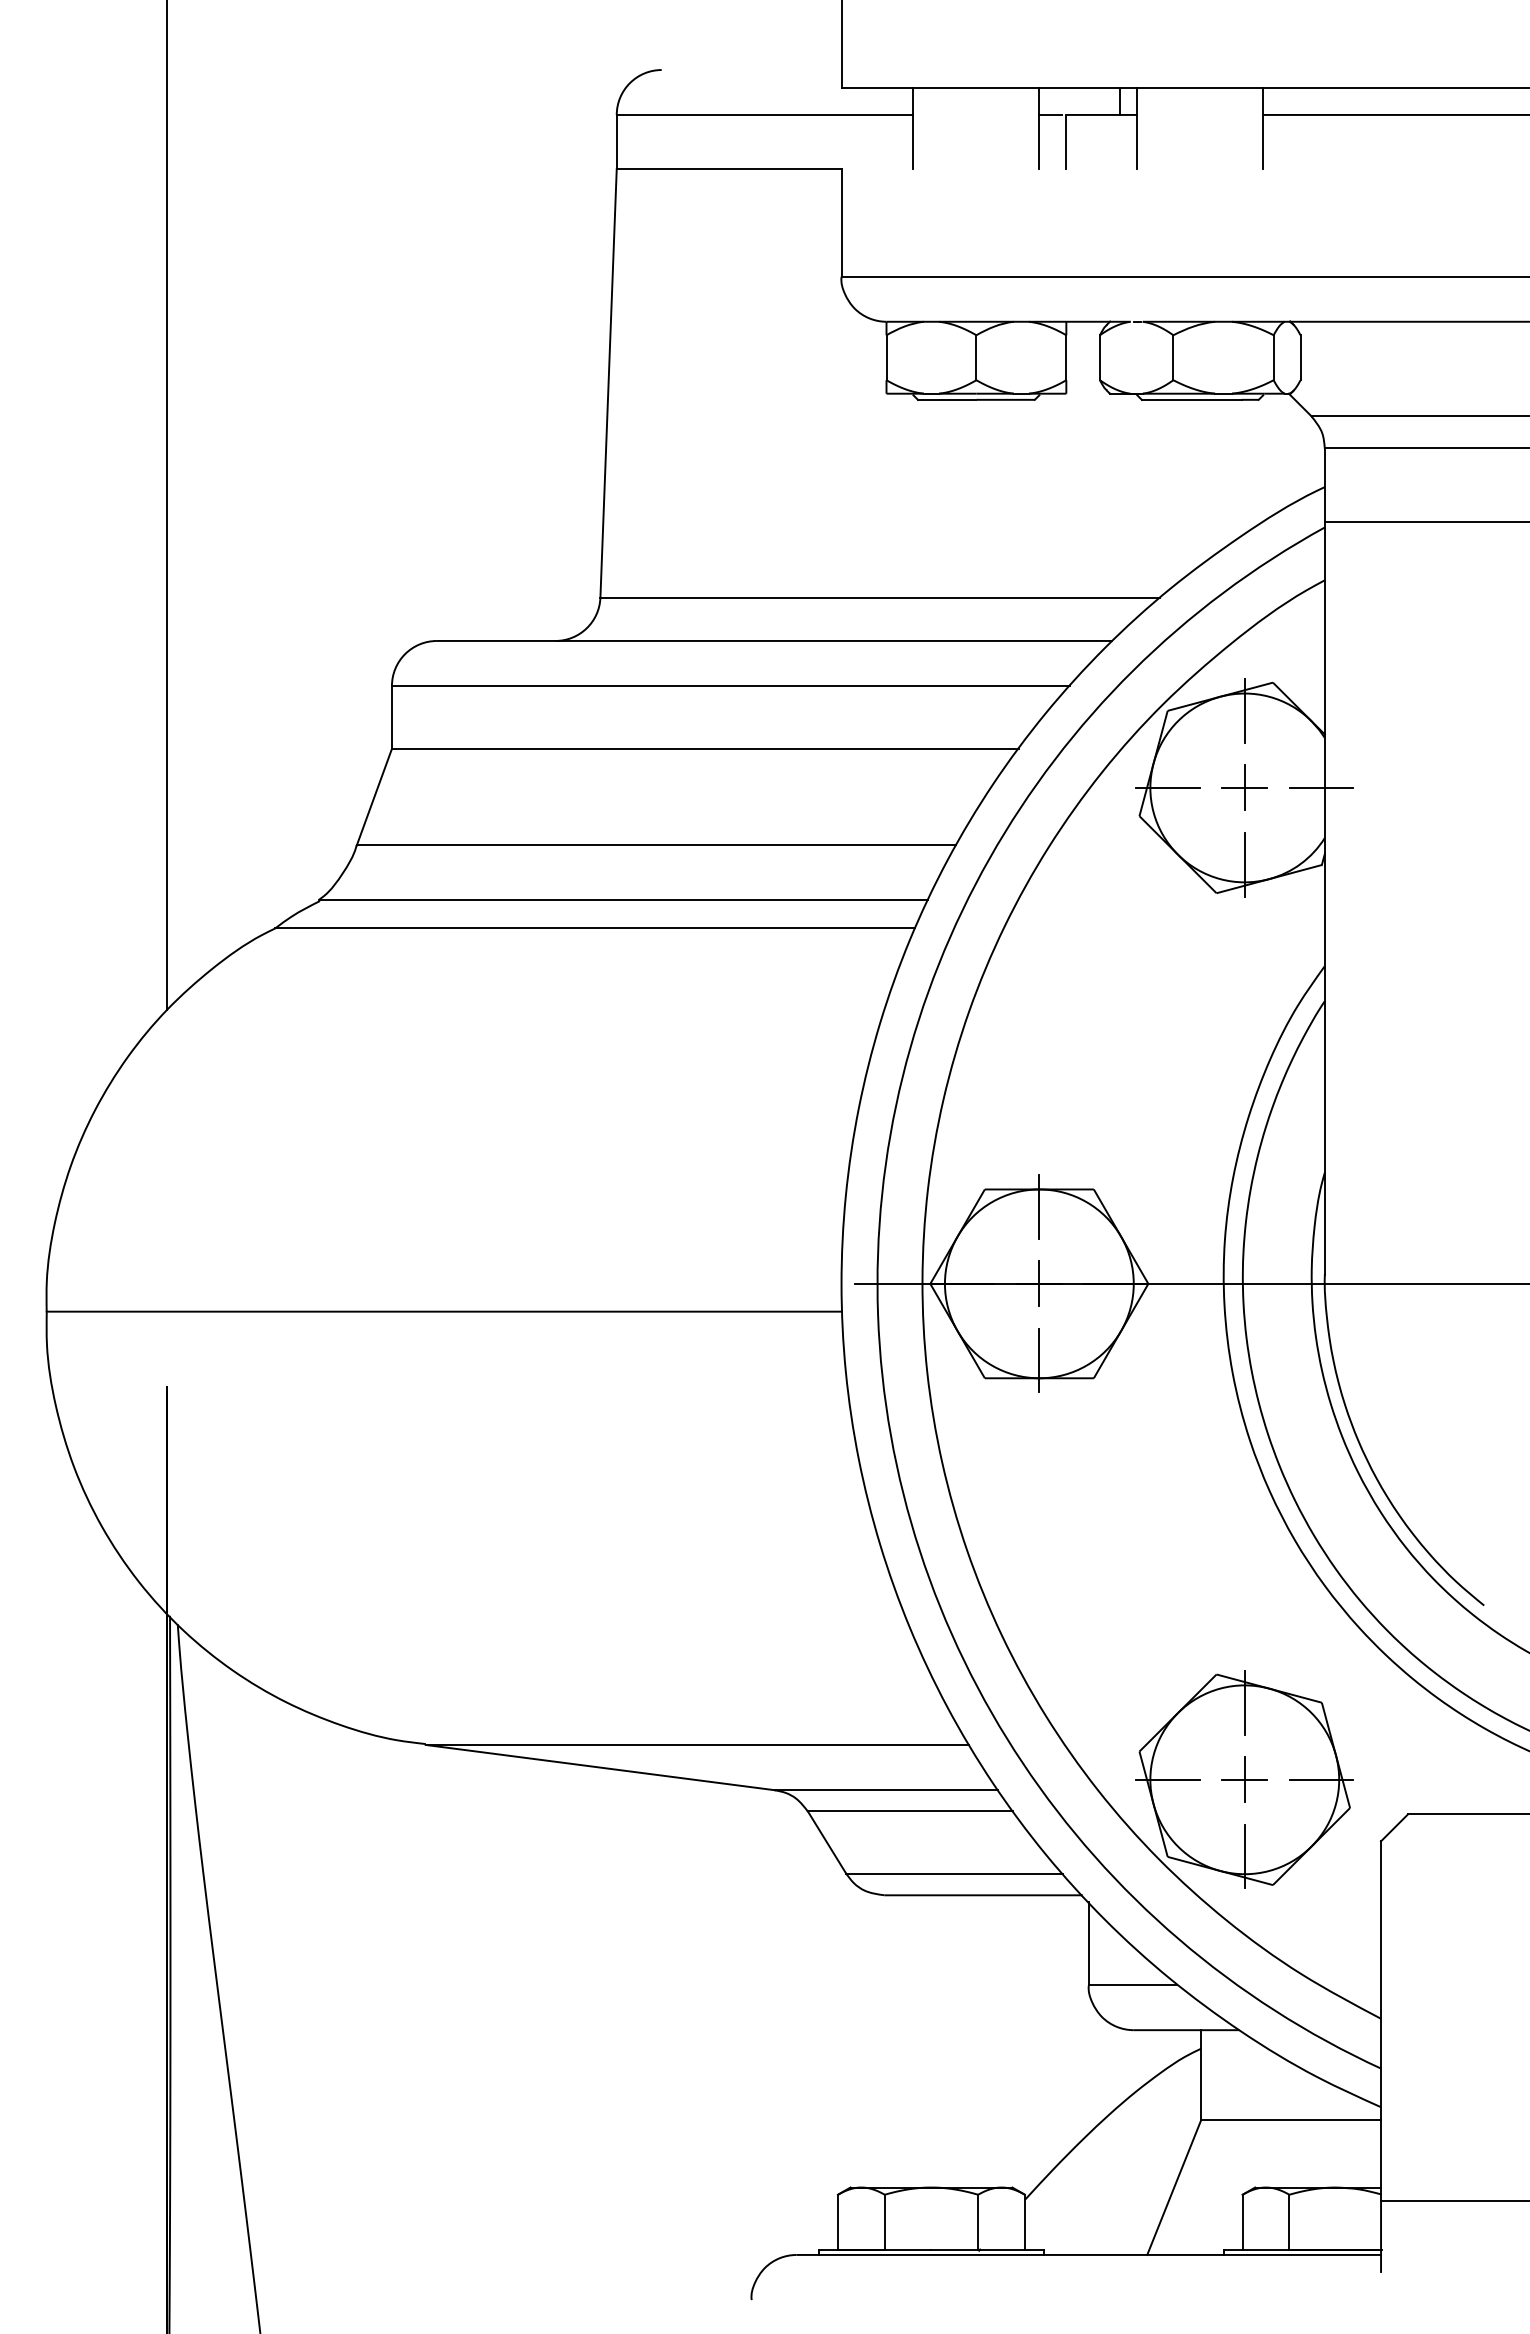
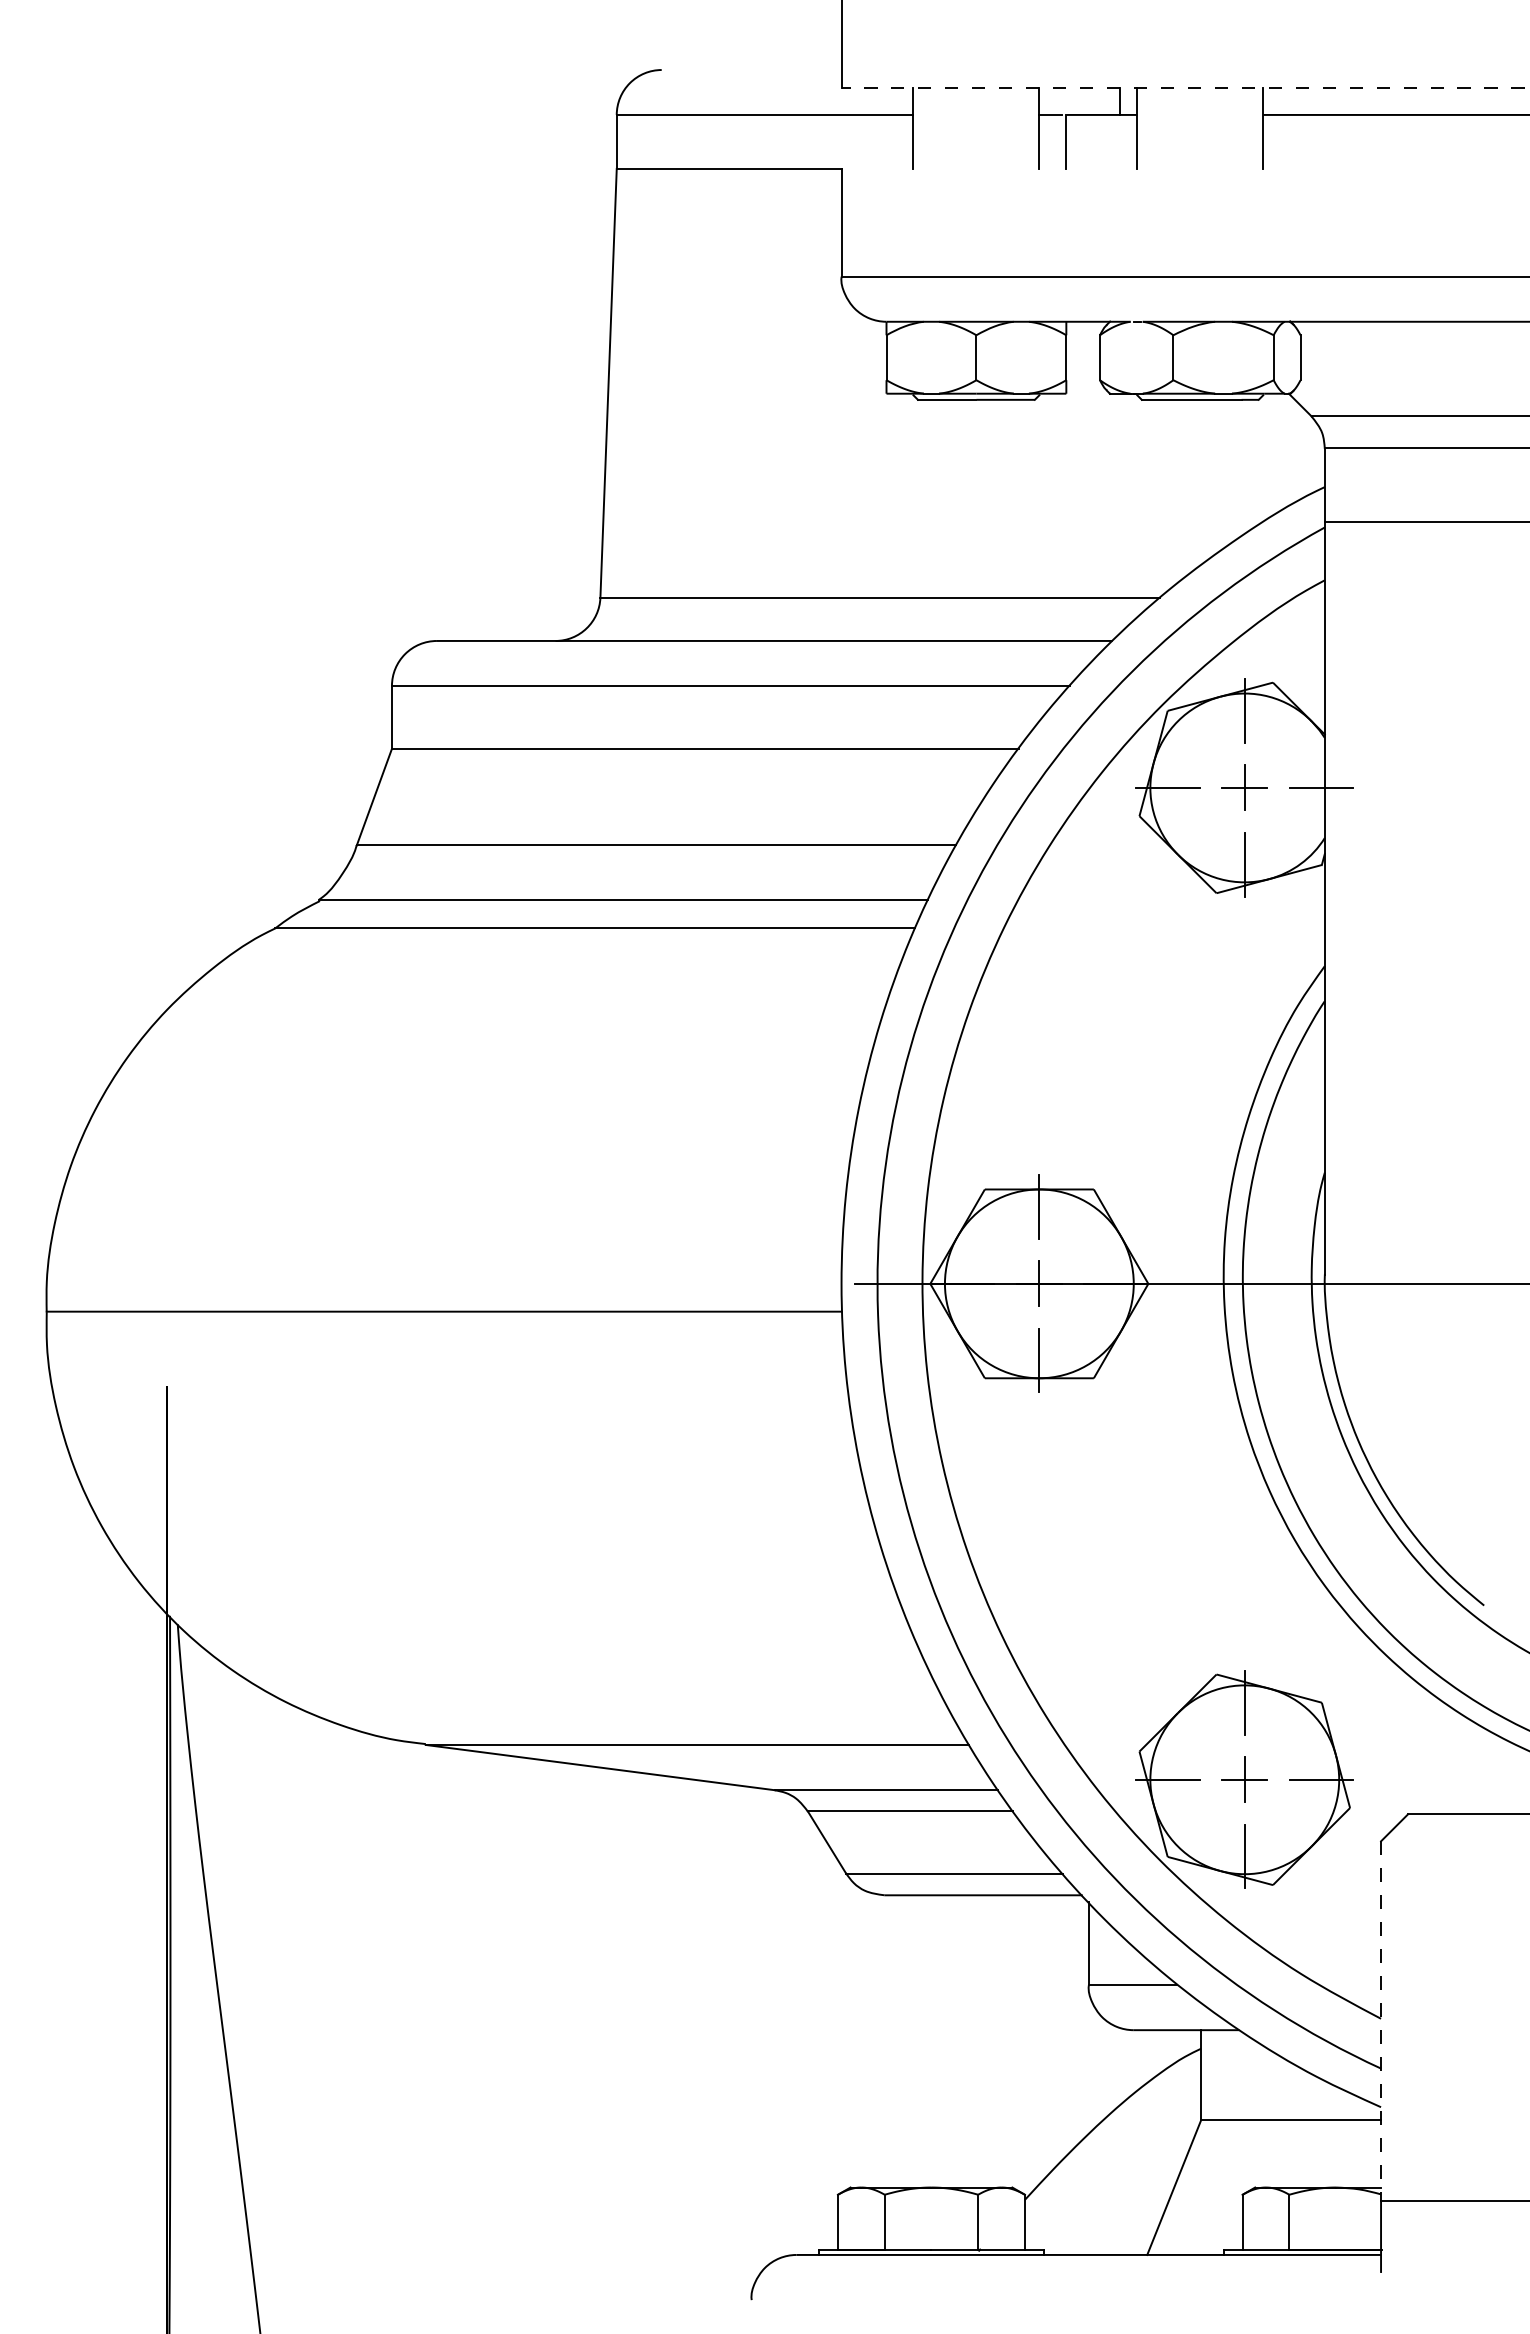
line: solid -> dashed (1185, 88)
line: present -> none (167, 505)
line: solid -> dashed (1381, 2021)
